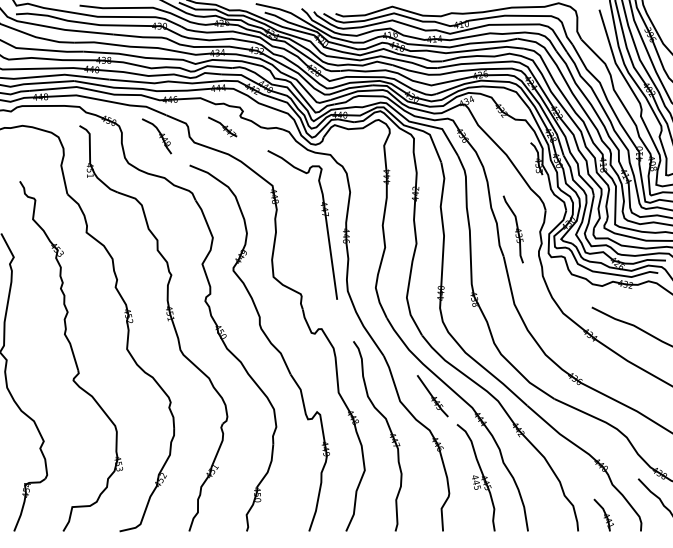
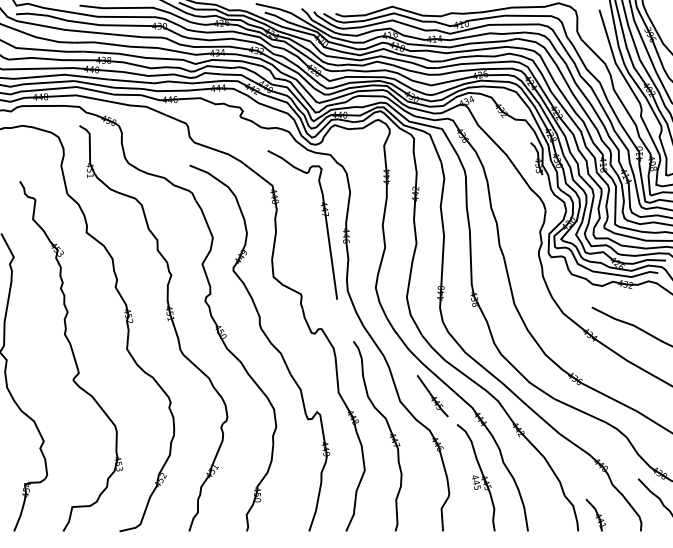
part: present -> none (222, 126)
part: present -> none (157, 136)
part: present -> none (512, 229)
part position: (603, 514) -> (595, 514) (595, 514)
